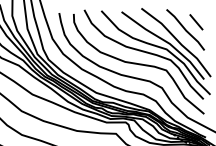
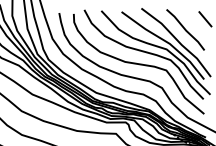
line position: (196, 22) -> (205, 19) (205, 19)
